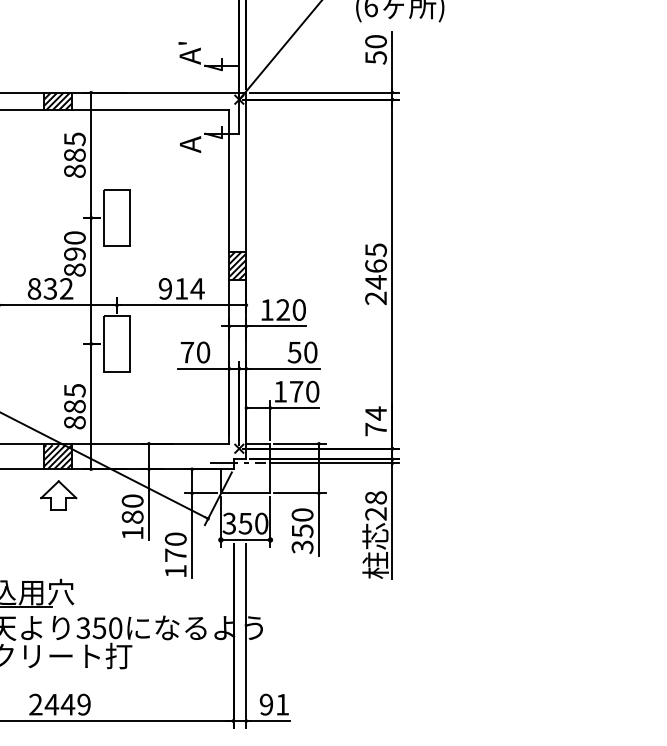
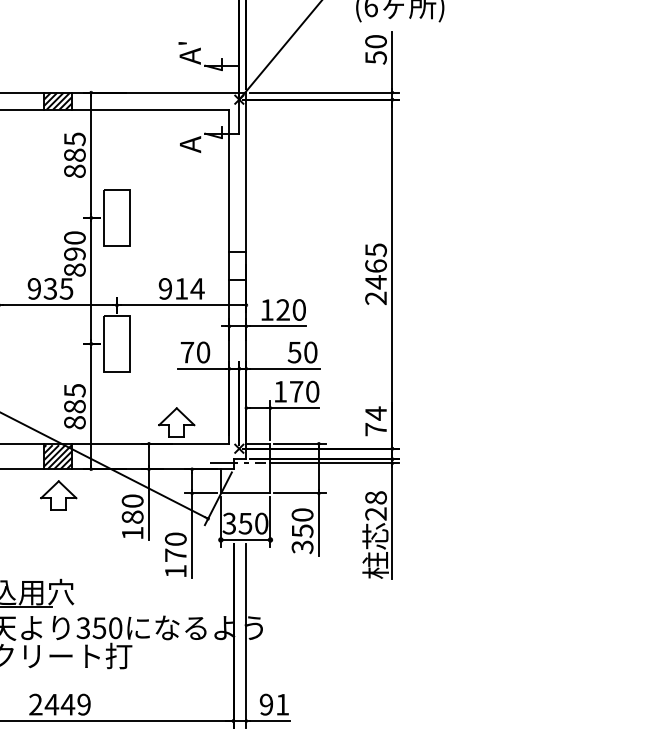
hatch: present -> none (237, 265)
text: 832 -> 935 (50, 288)
part: none -> present (176, 422)
